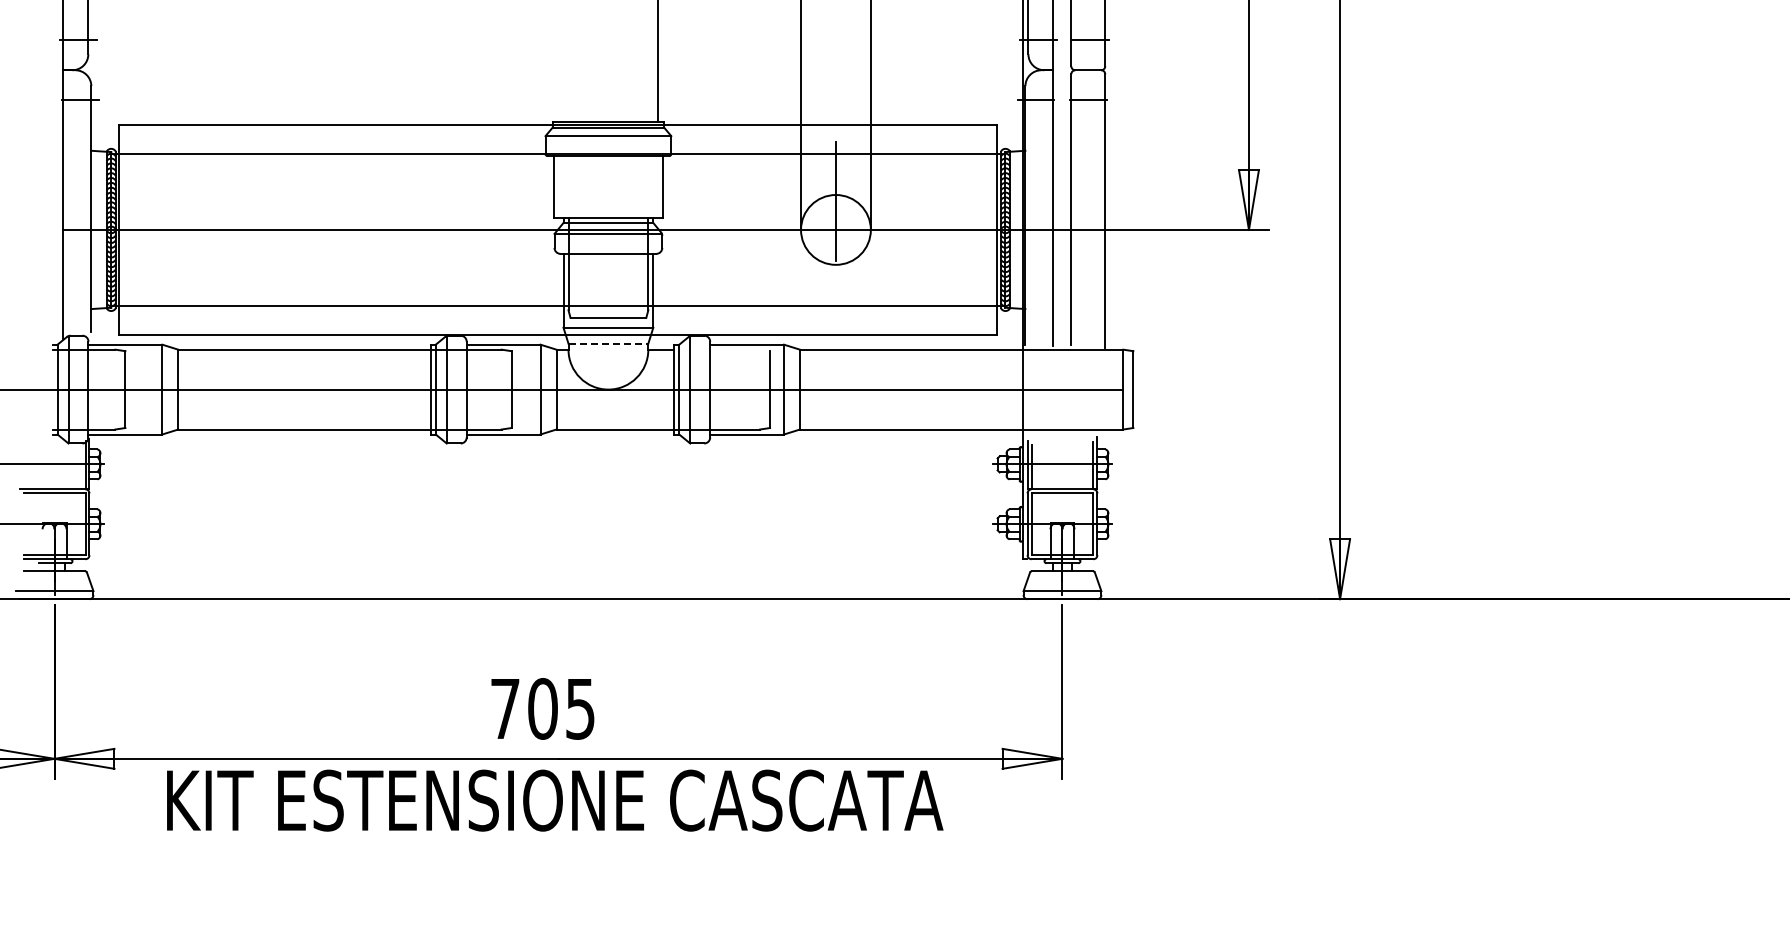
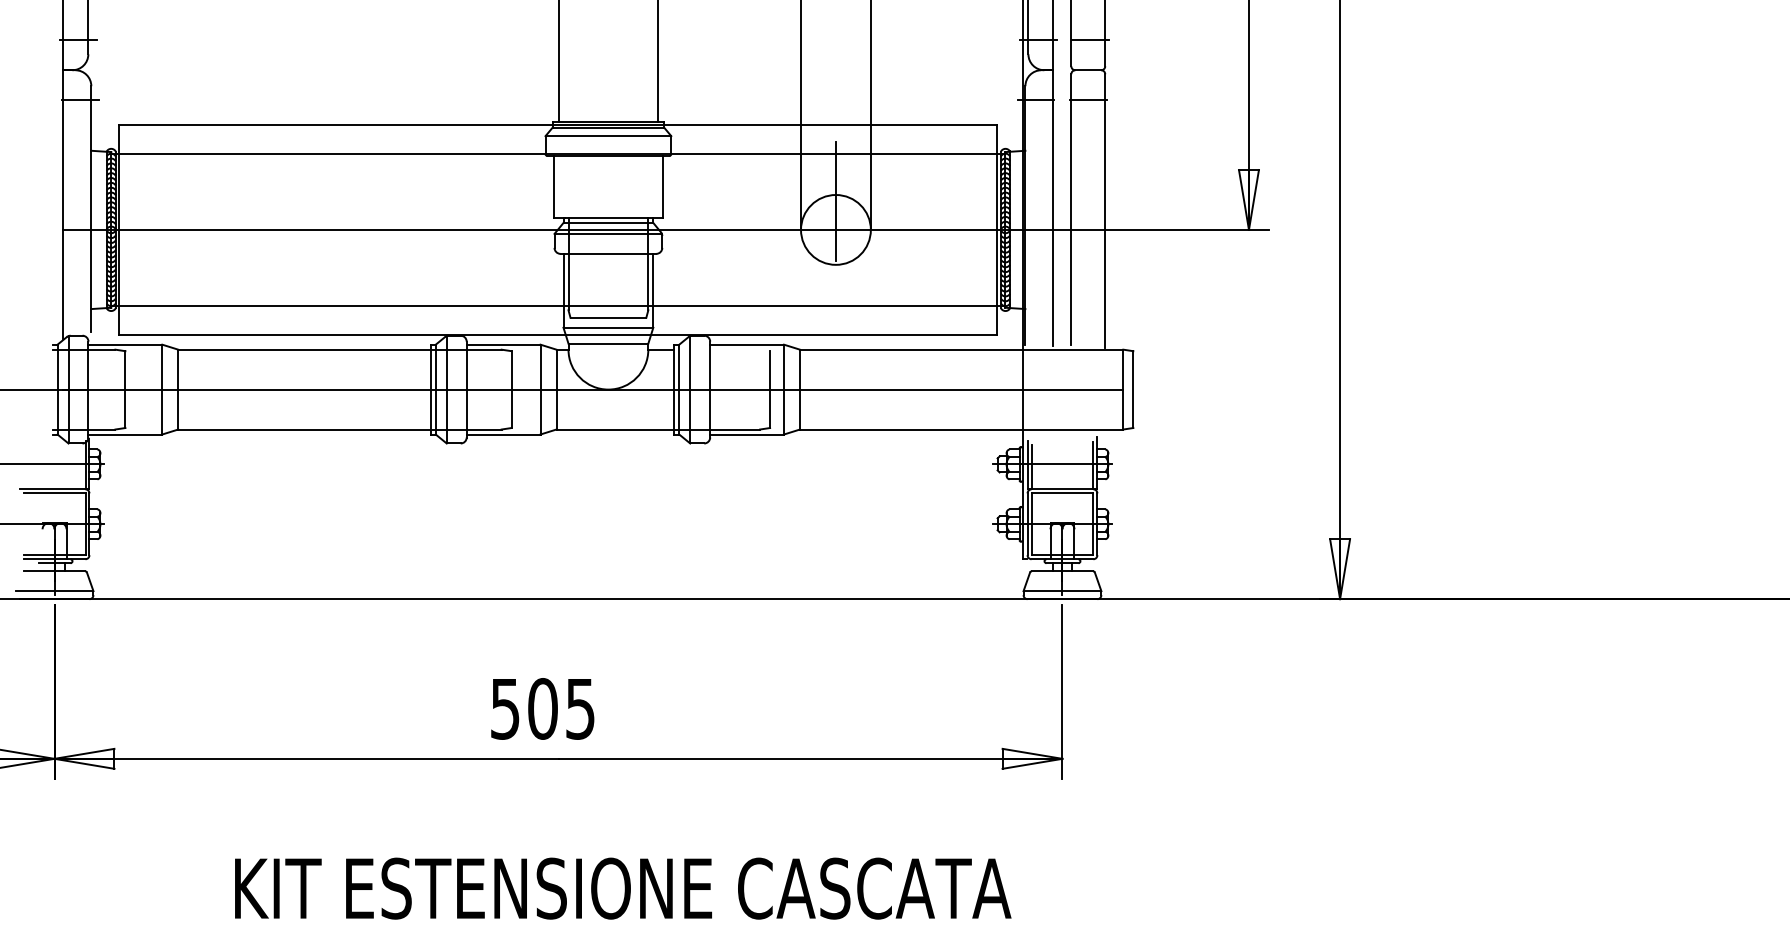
line: none -> present (558, 62)
line: dashed -> solid (608, 343)
text: 705 -> 505 (505, 709)
text position: (555, 800) -> (623, 888) (623, 888)
